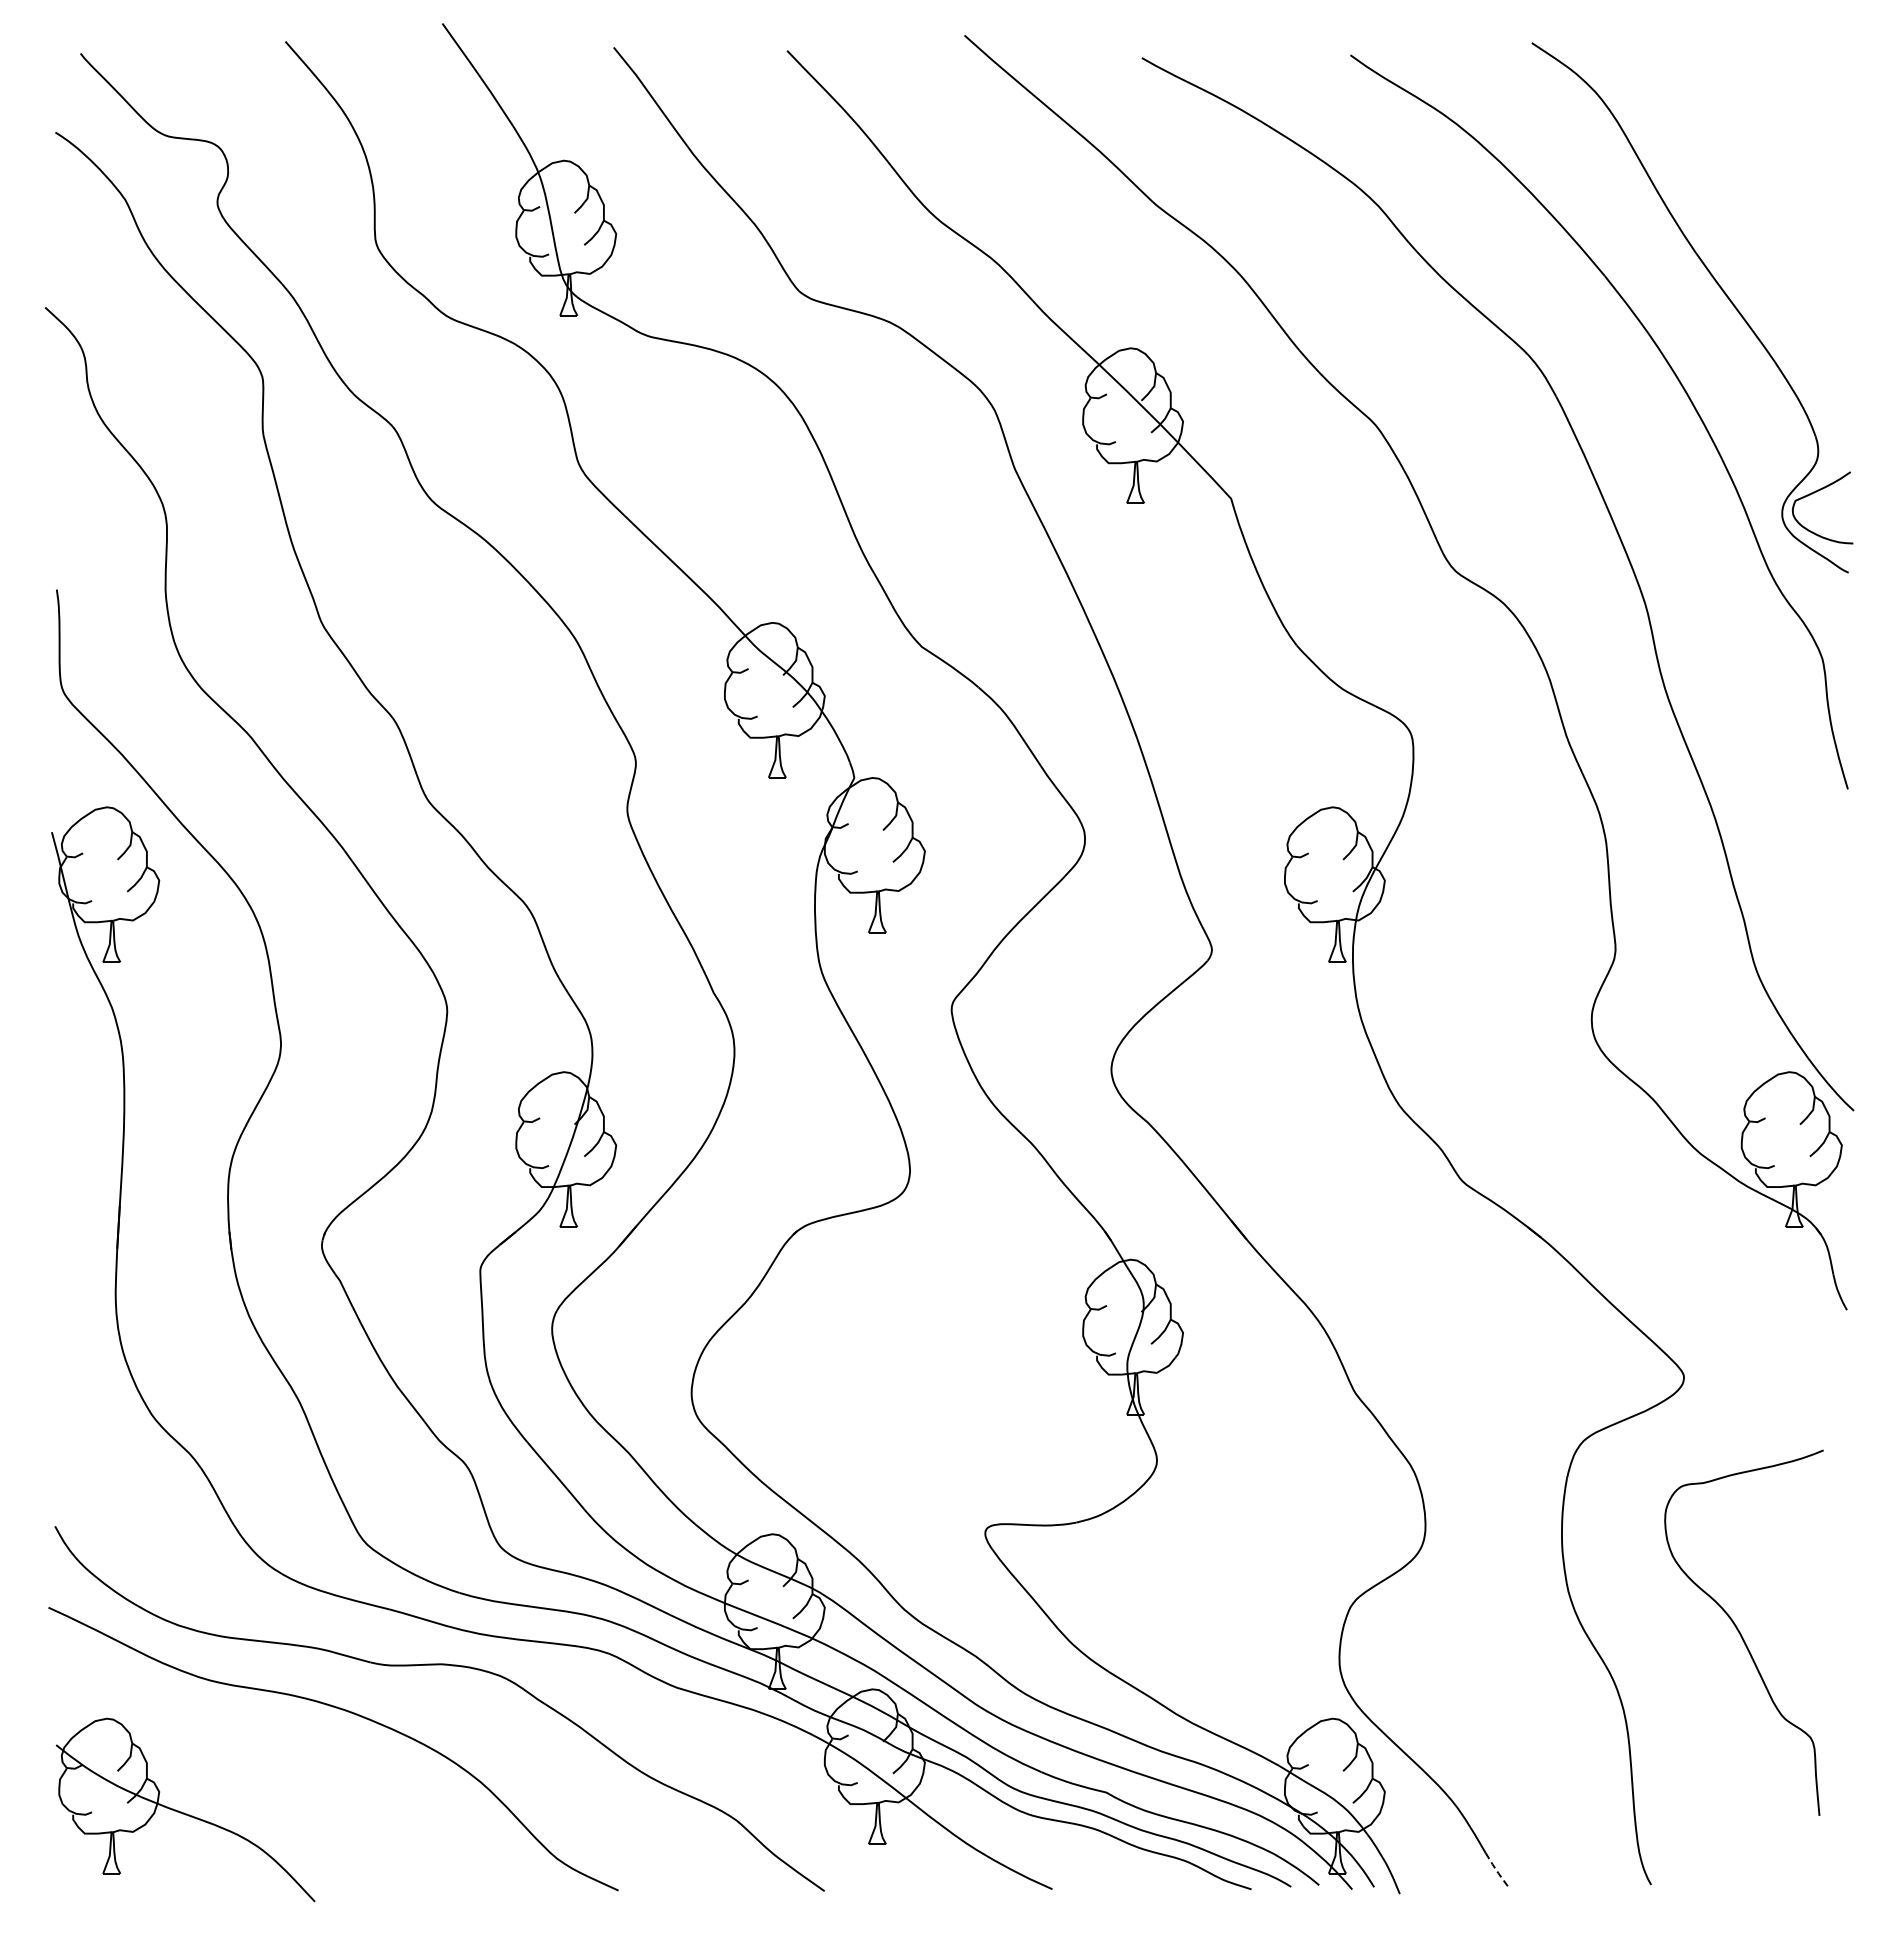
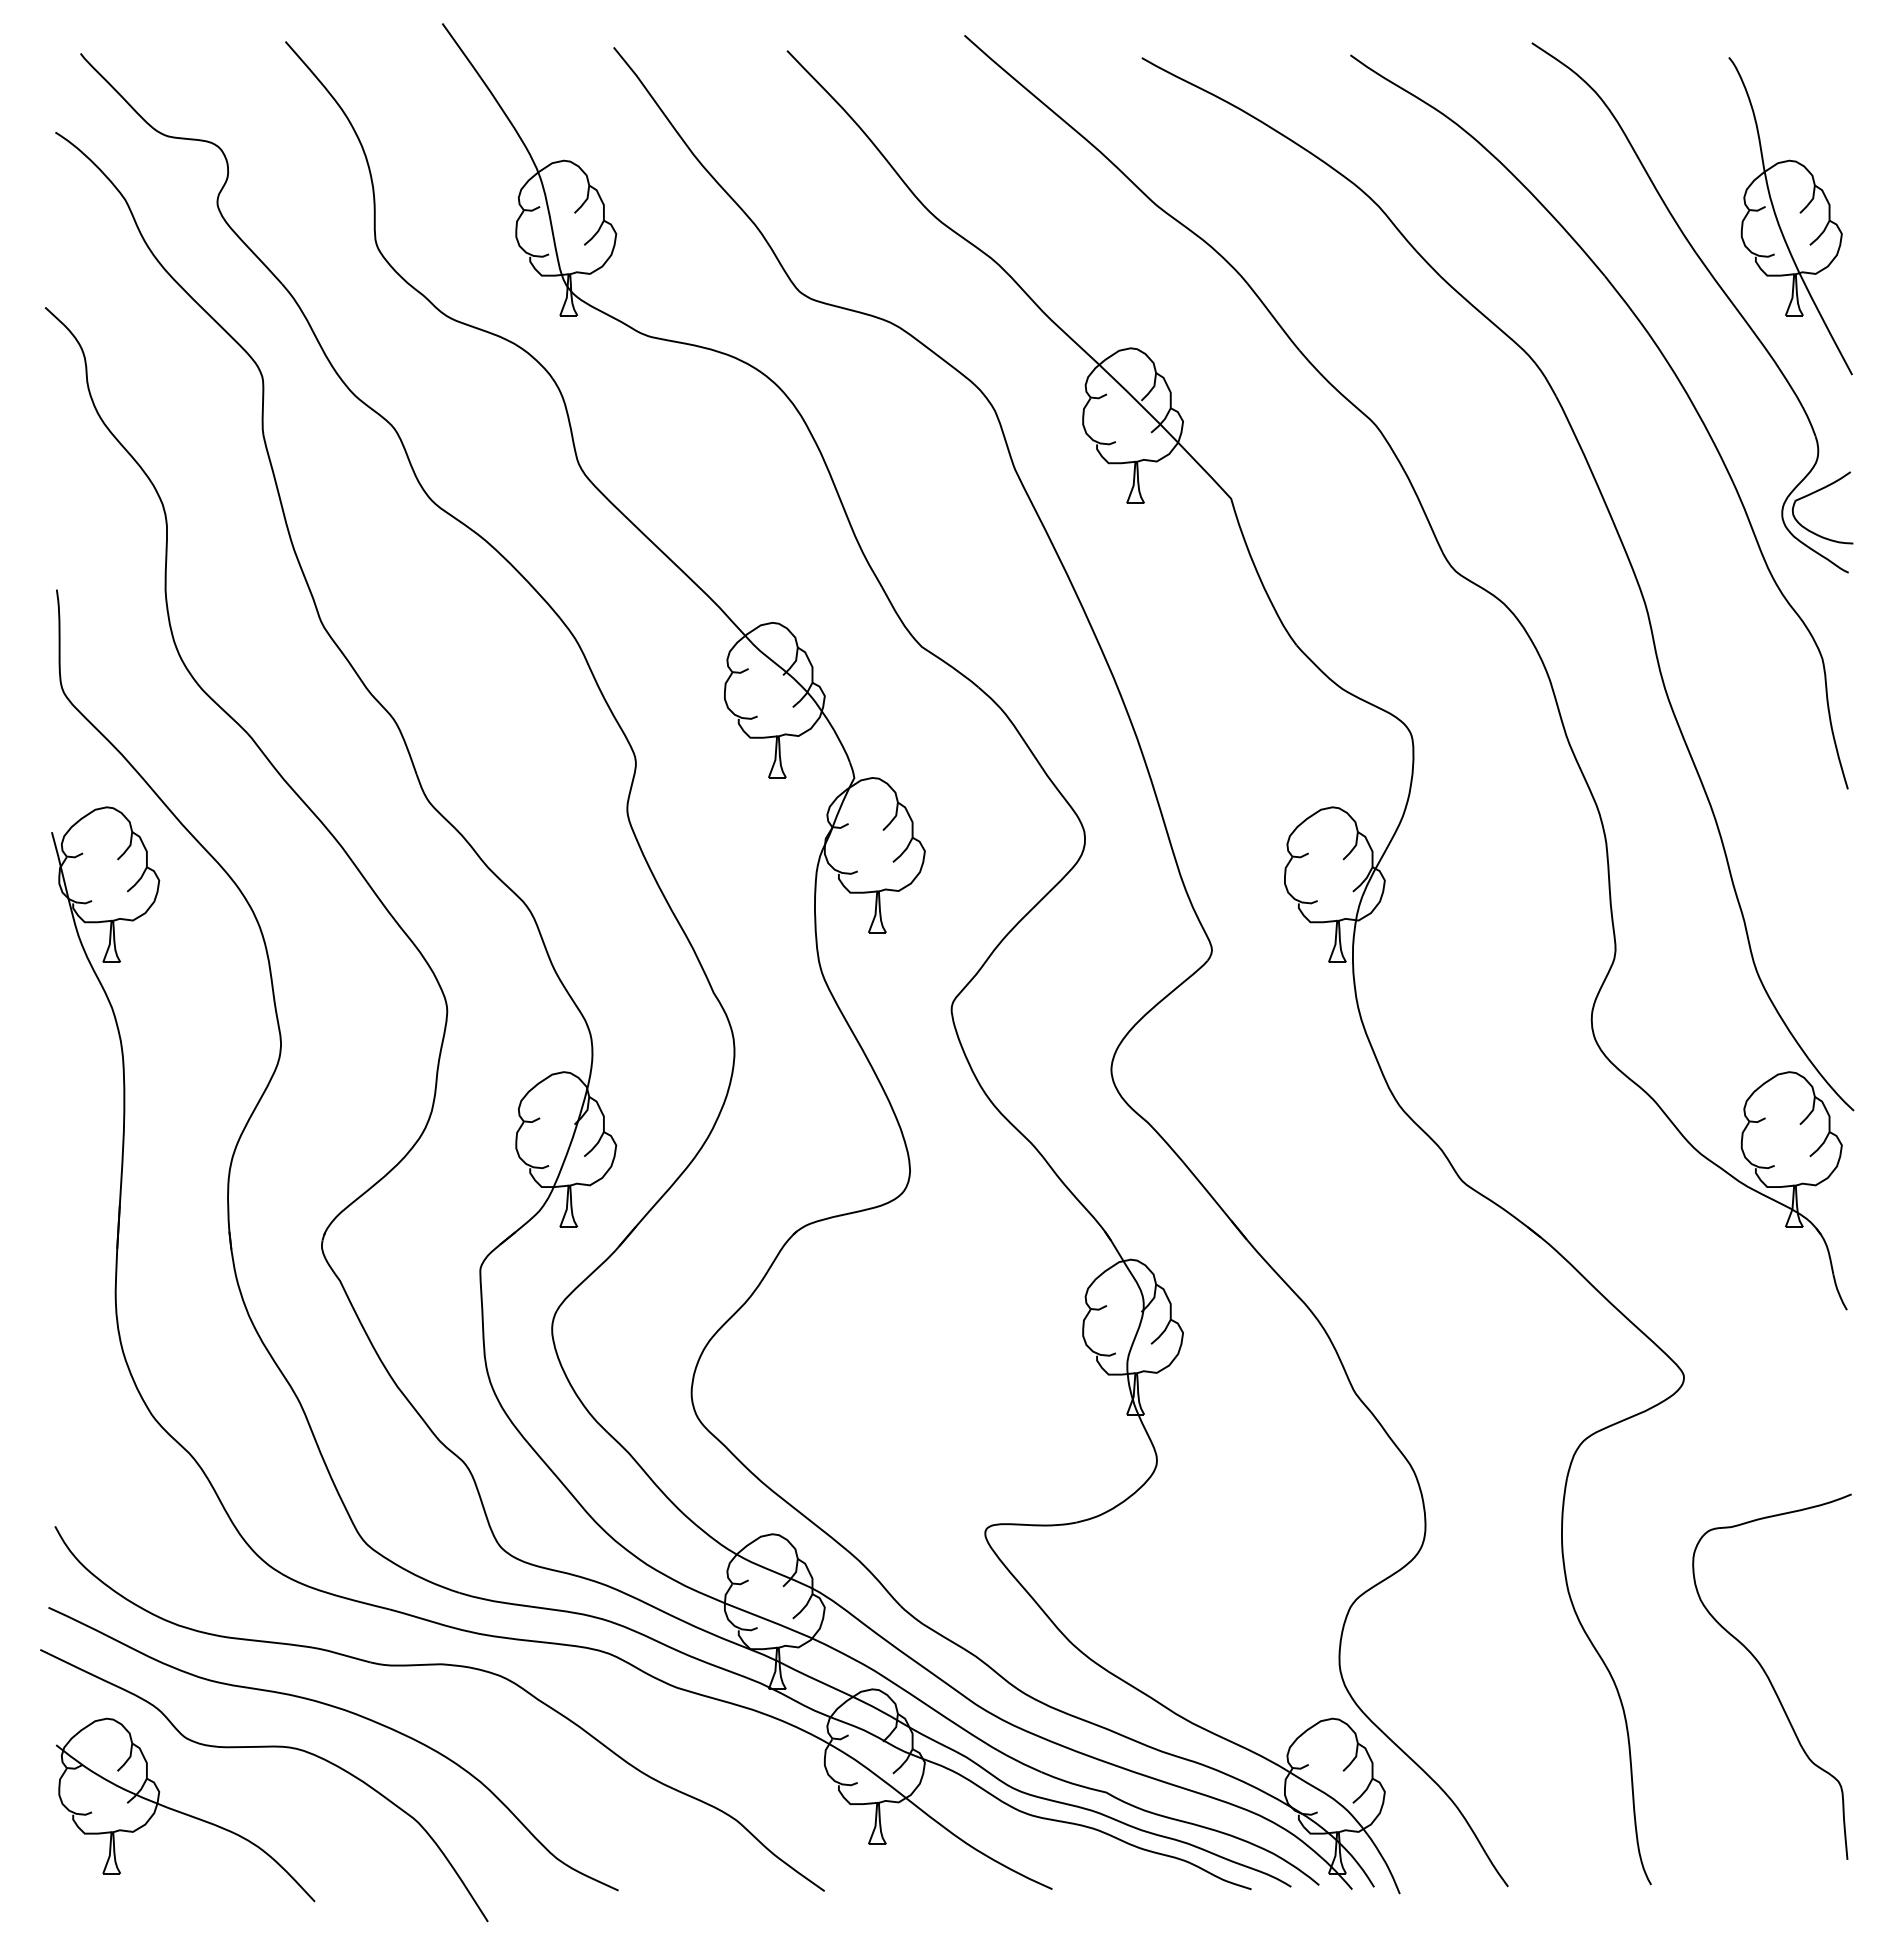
part: none -> present (1790, 216)
curve position: (1741, 1633) -> (1769, 1677) (1769, 1677)
curve: none -> present (264, 1747)
line: dashed -> solid (1496, 1870)
